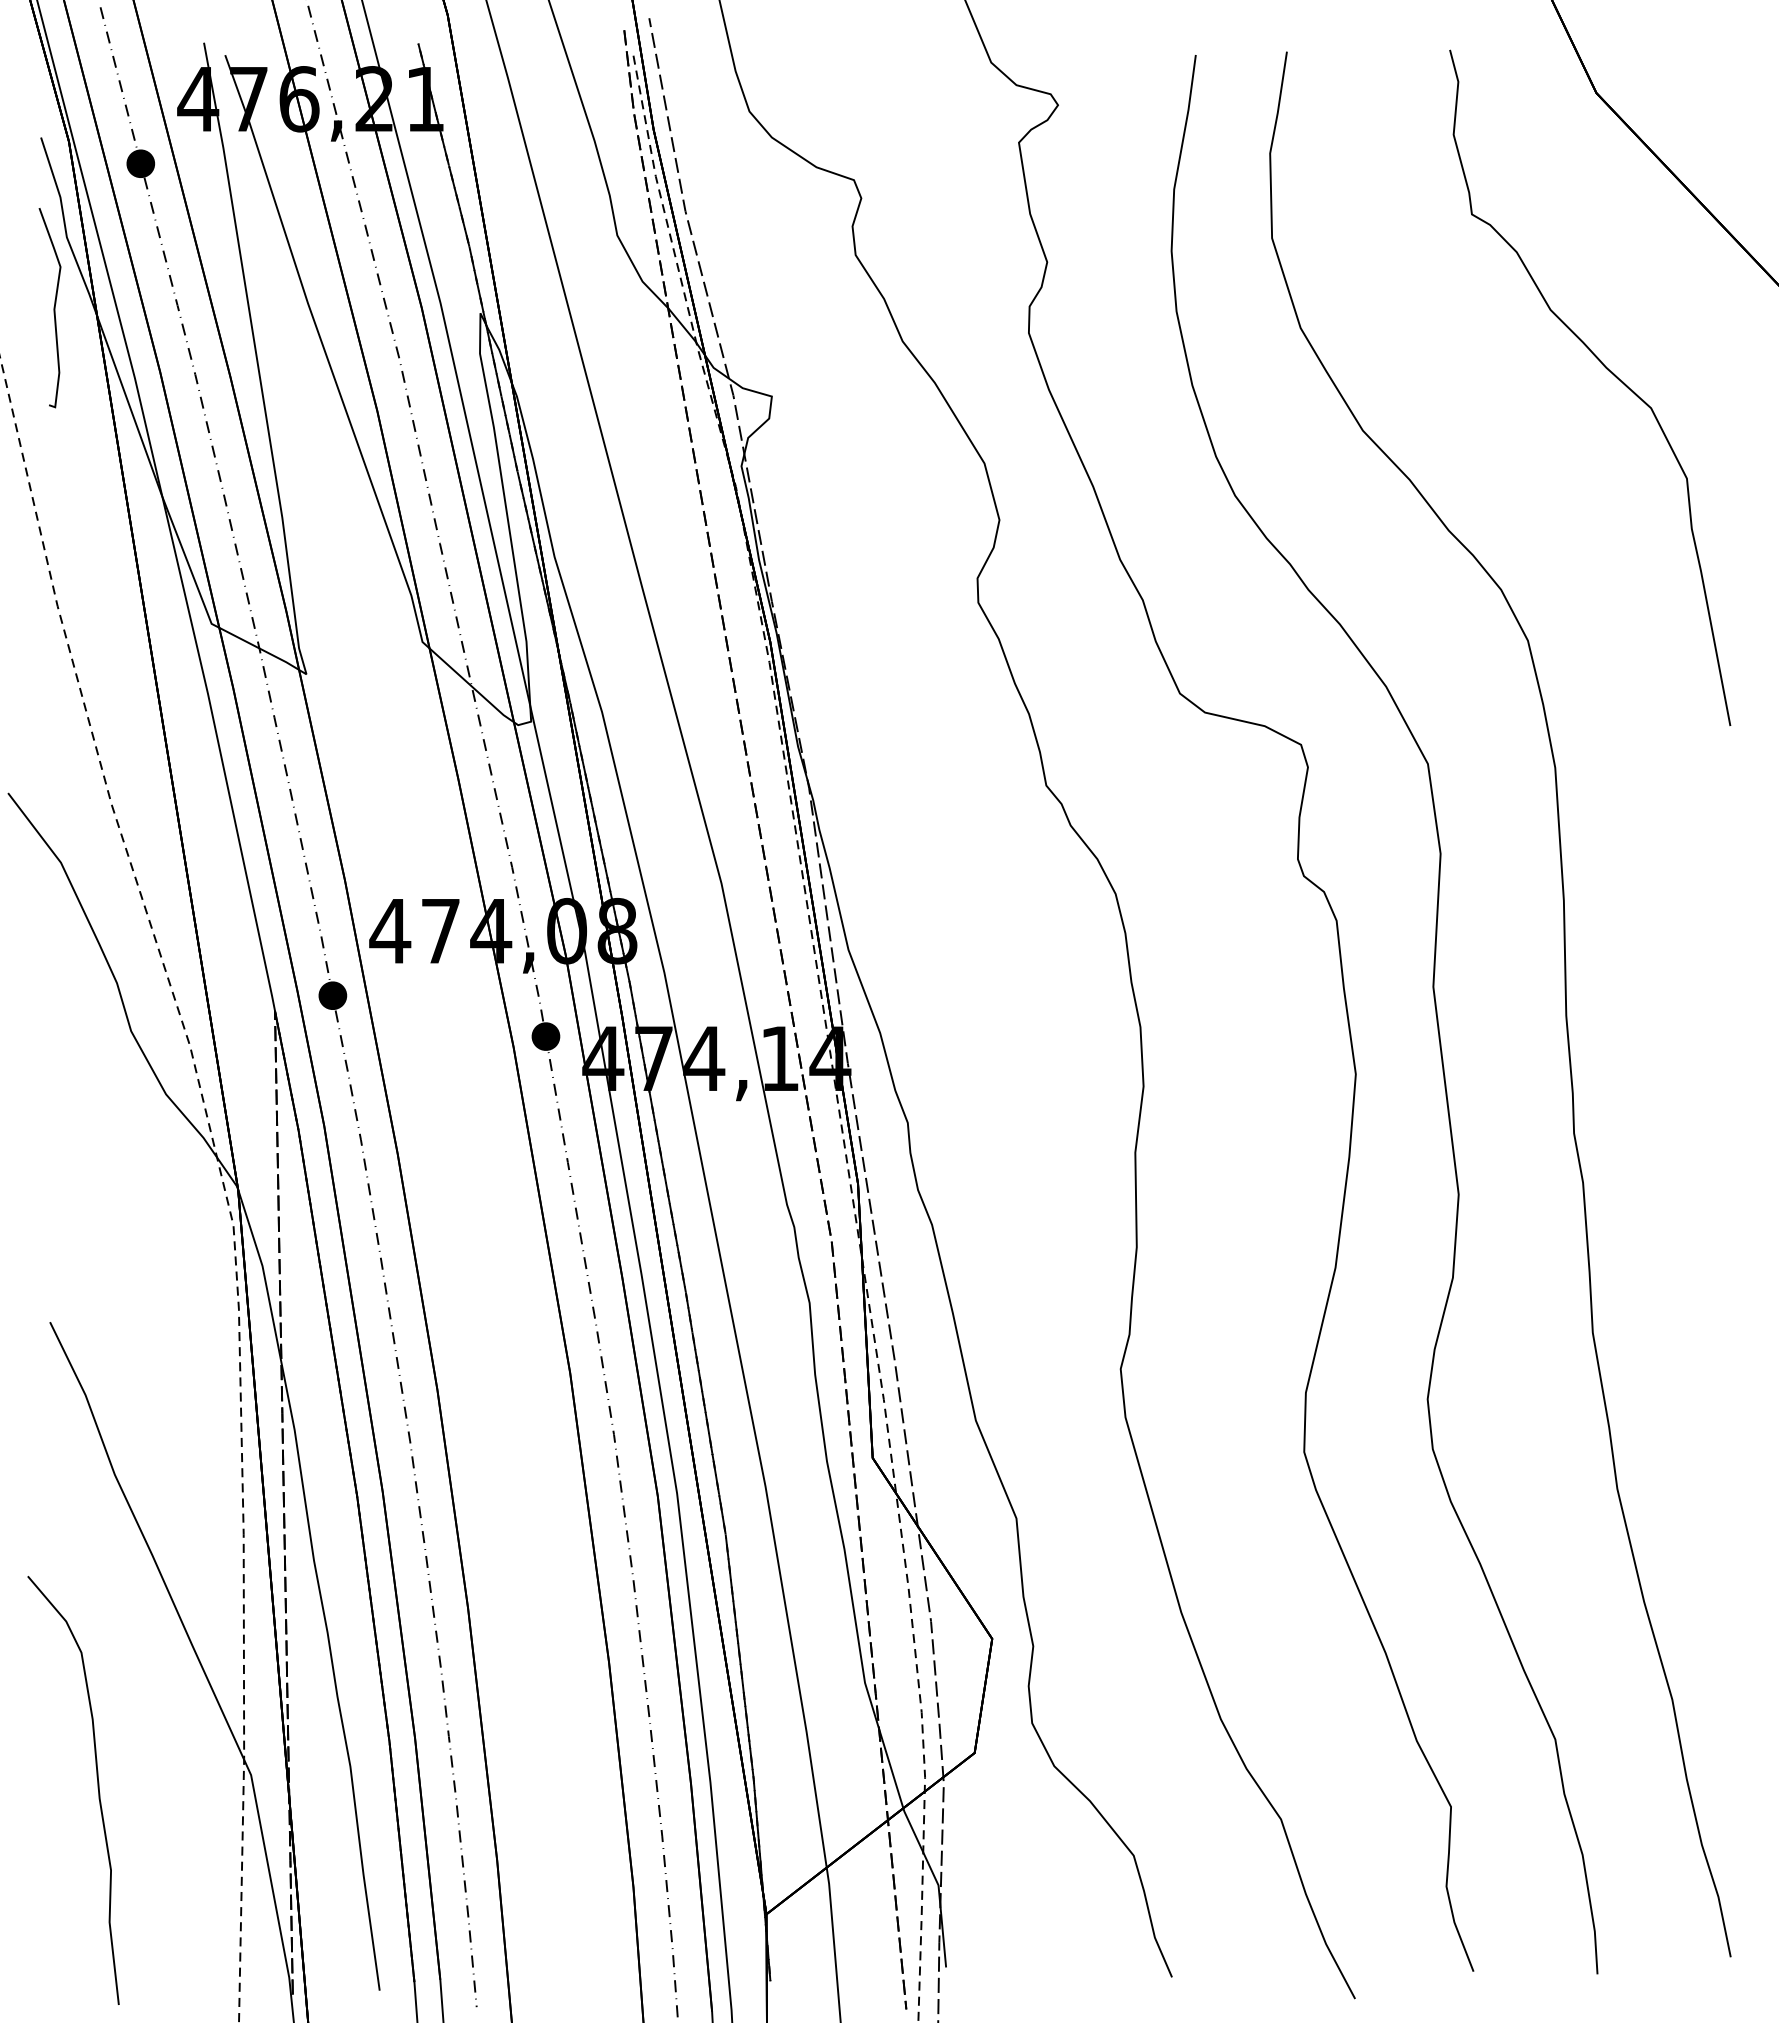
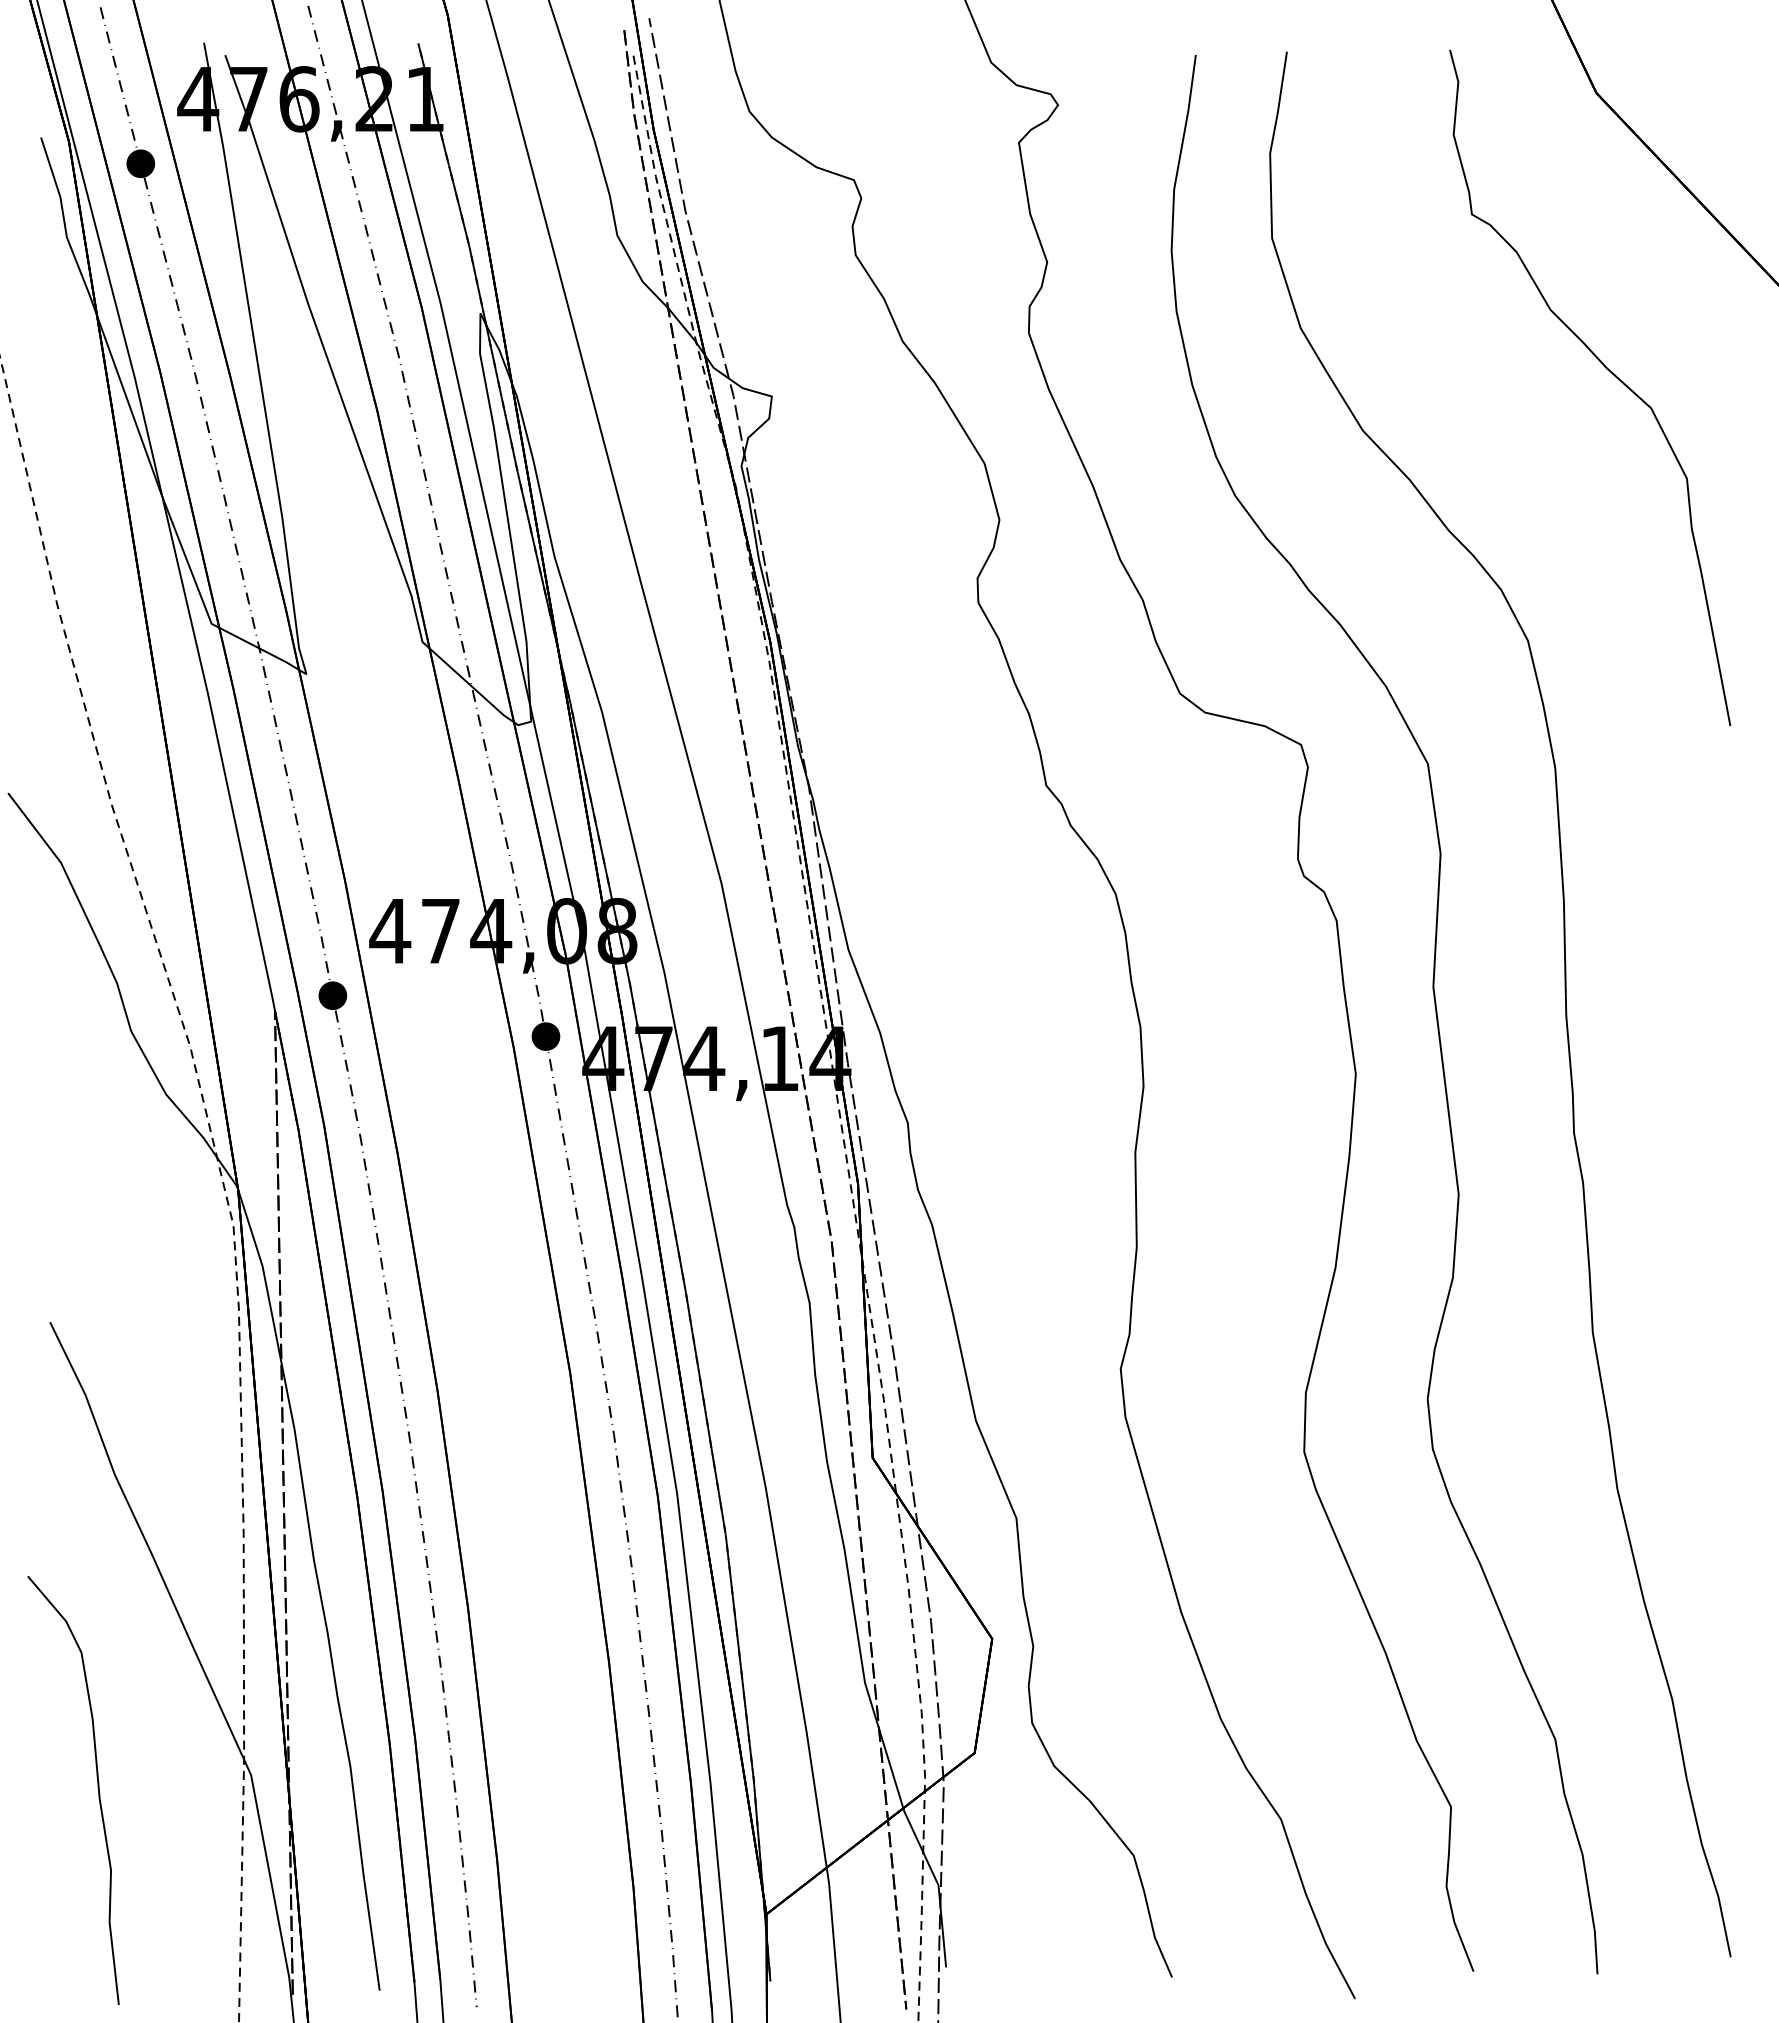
curve: present -> none (53, 308)
